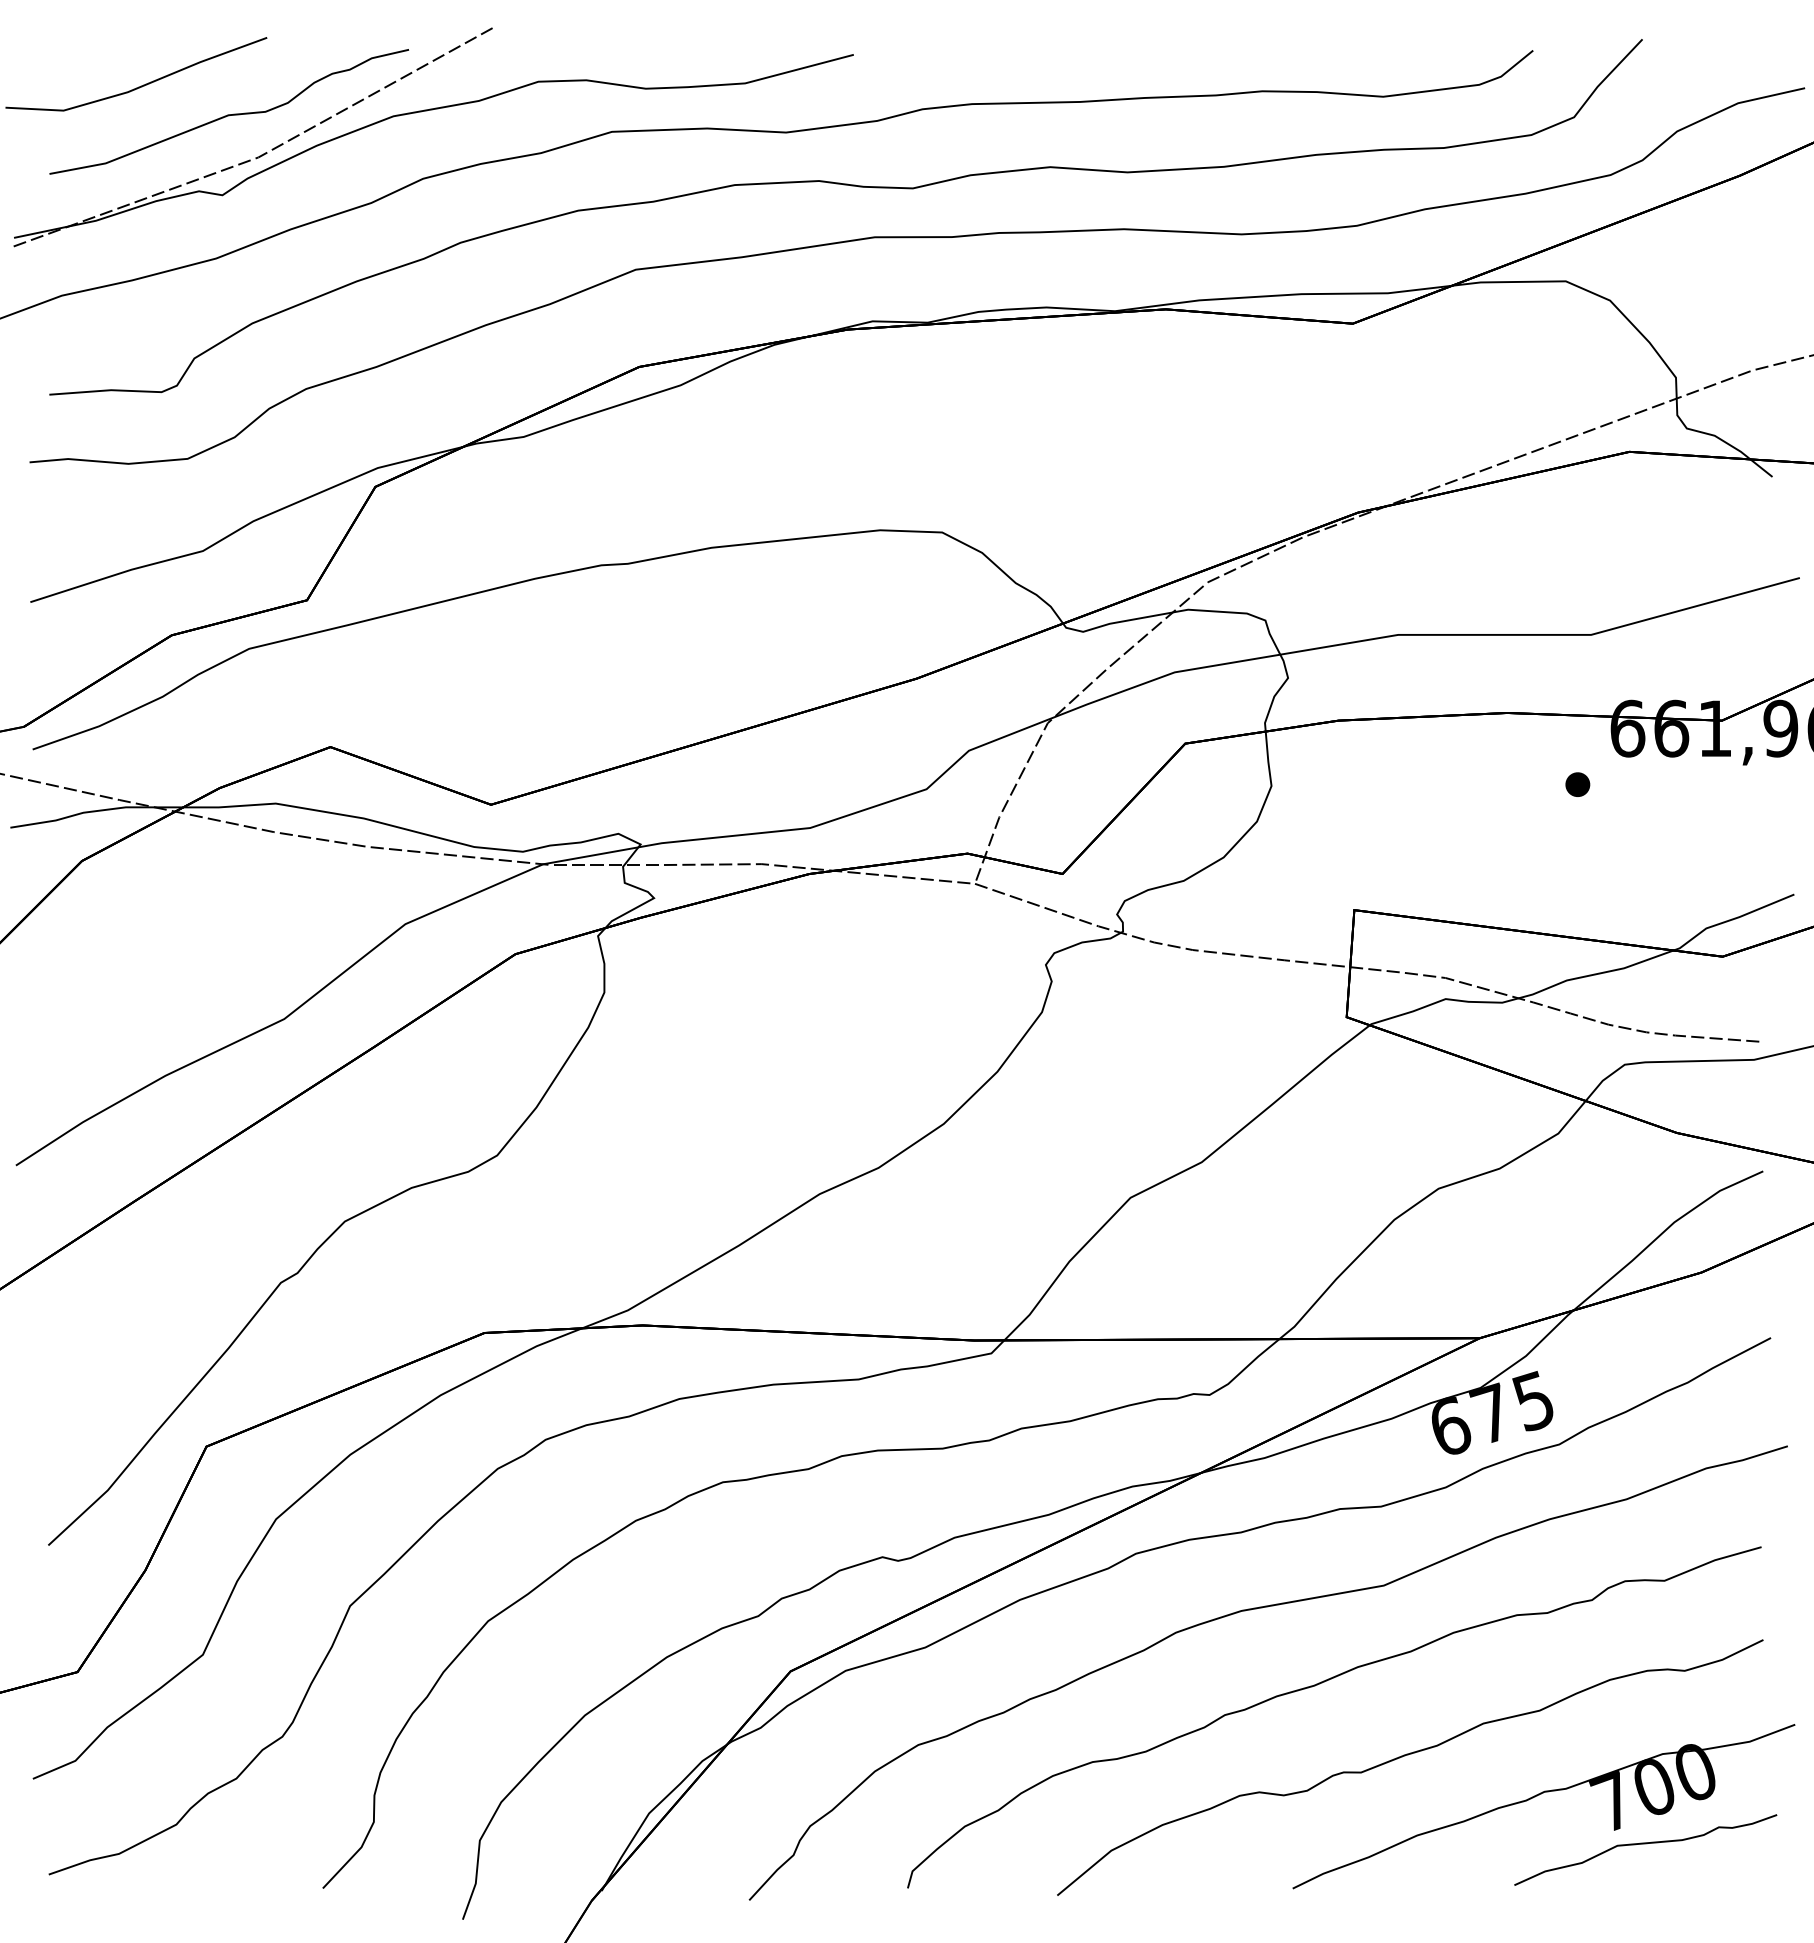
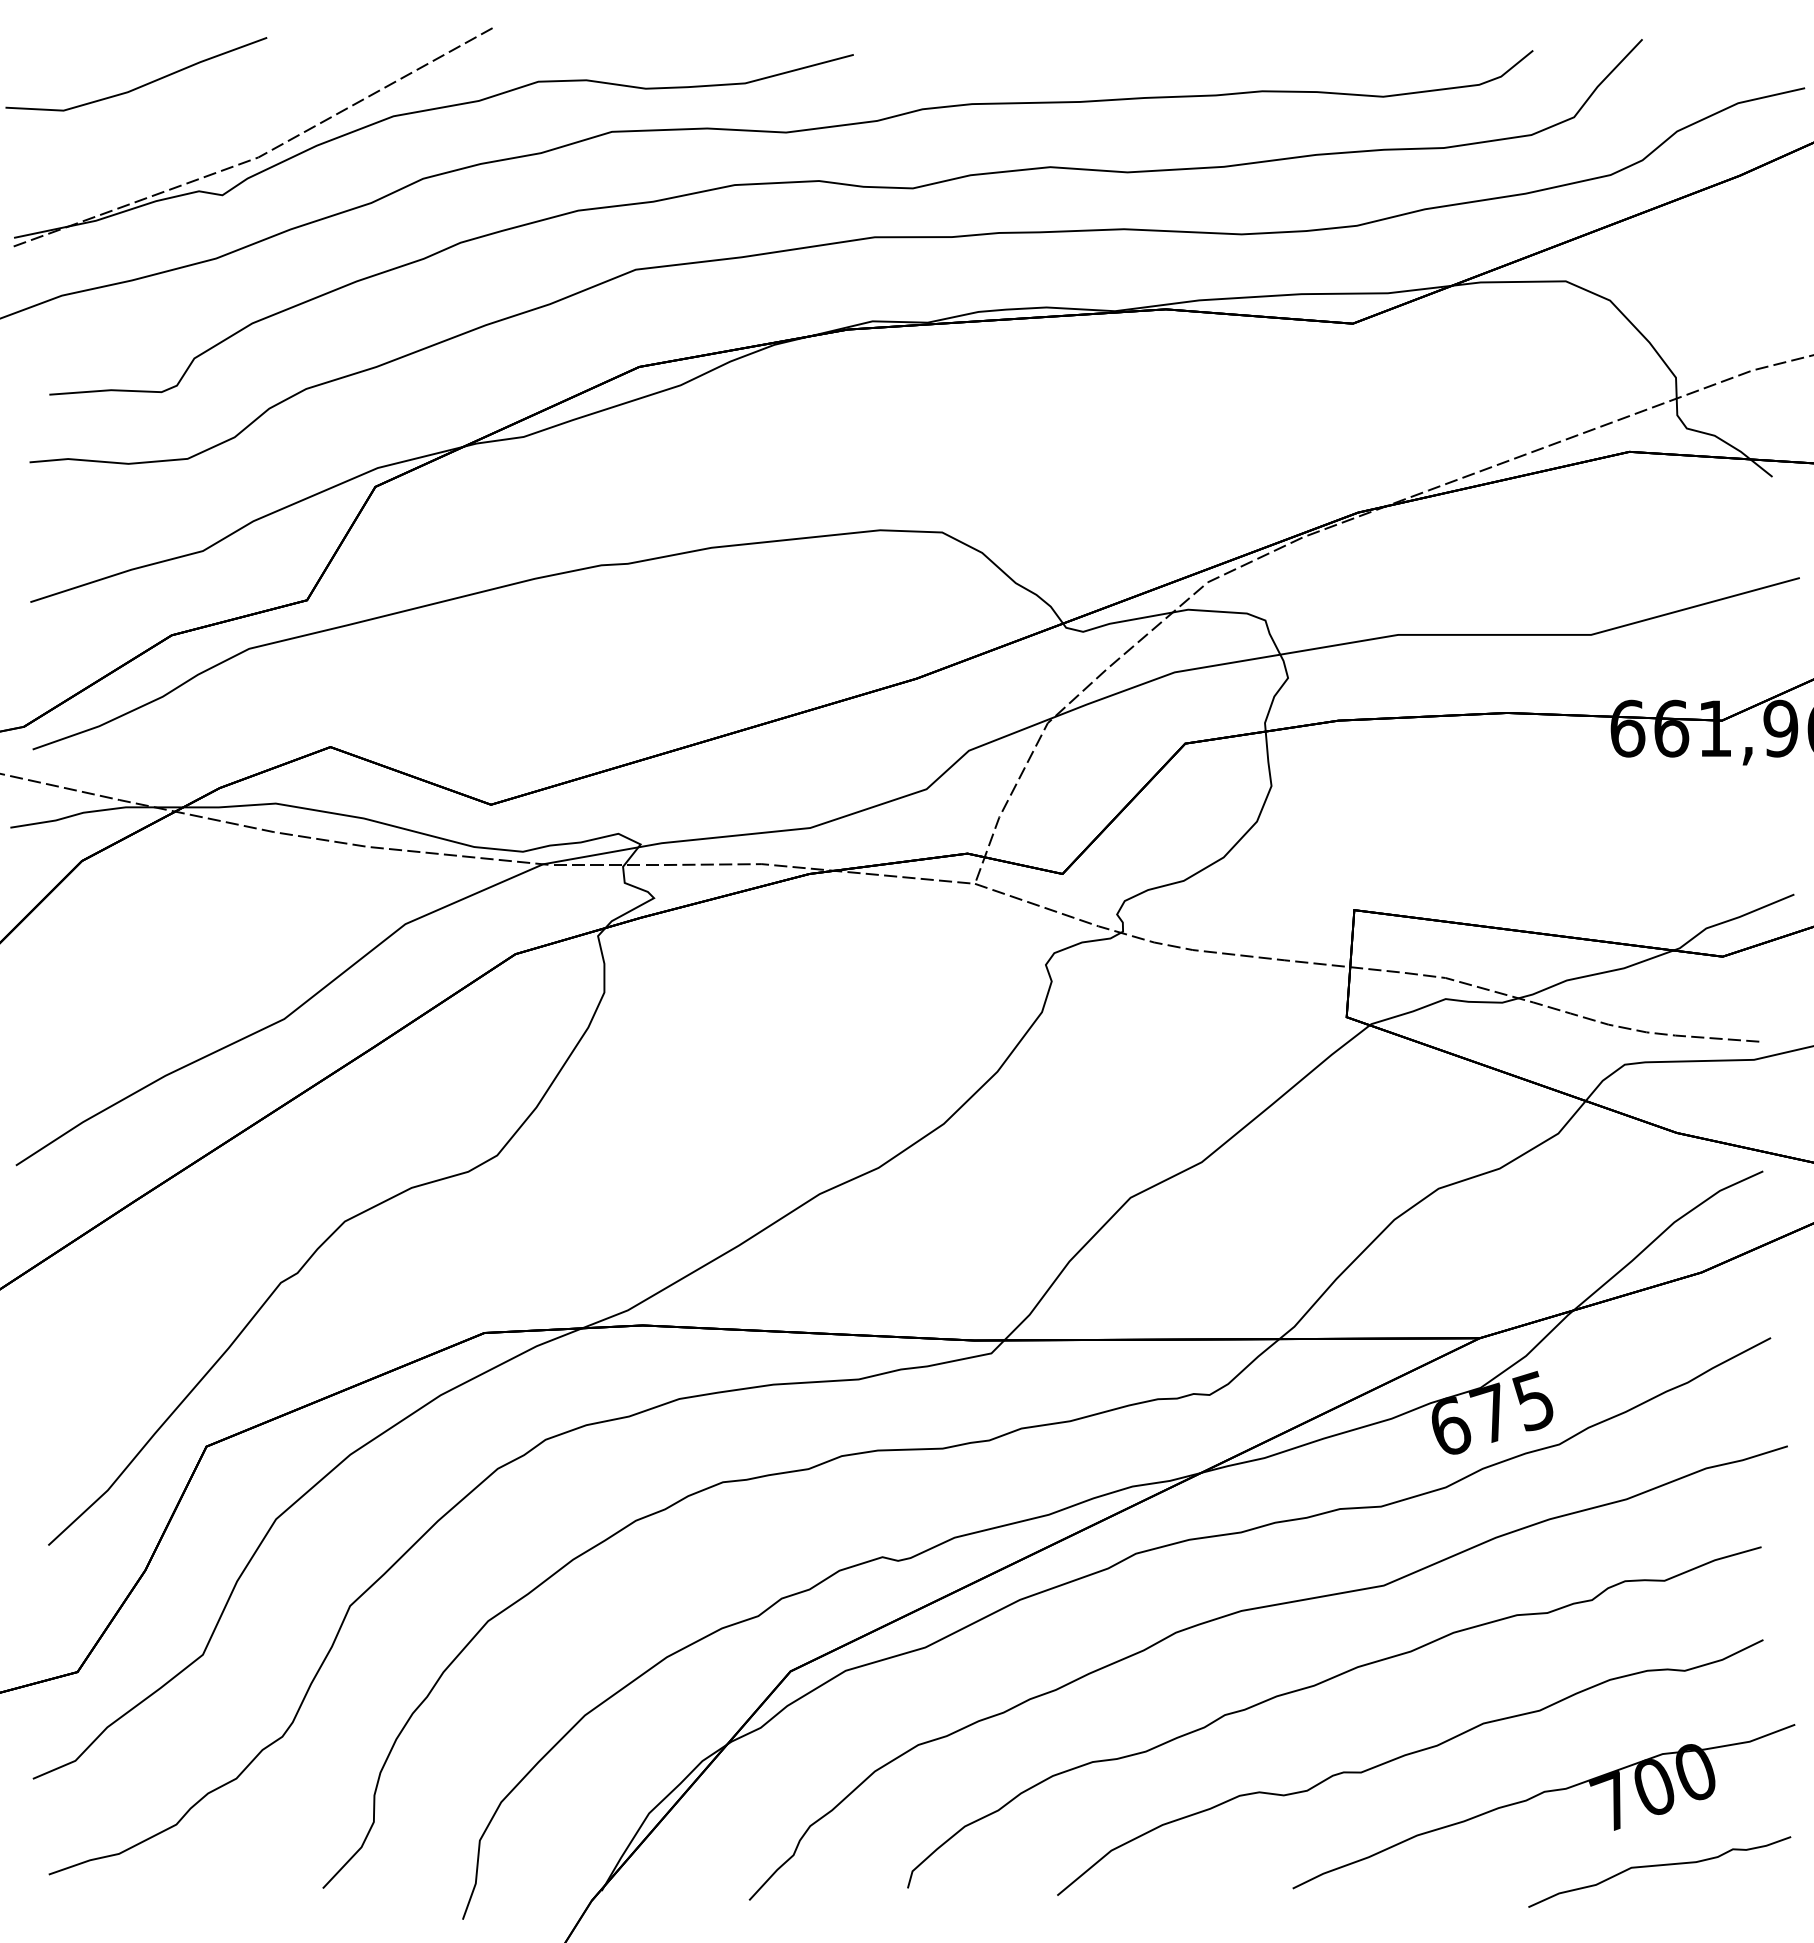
curve: present -> none (229, 114)
part: present -> none (1577, 784)
curve position: (1645, 1844) -> (1659, 1866) (1659, 1866)
